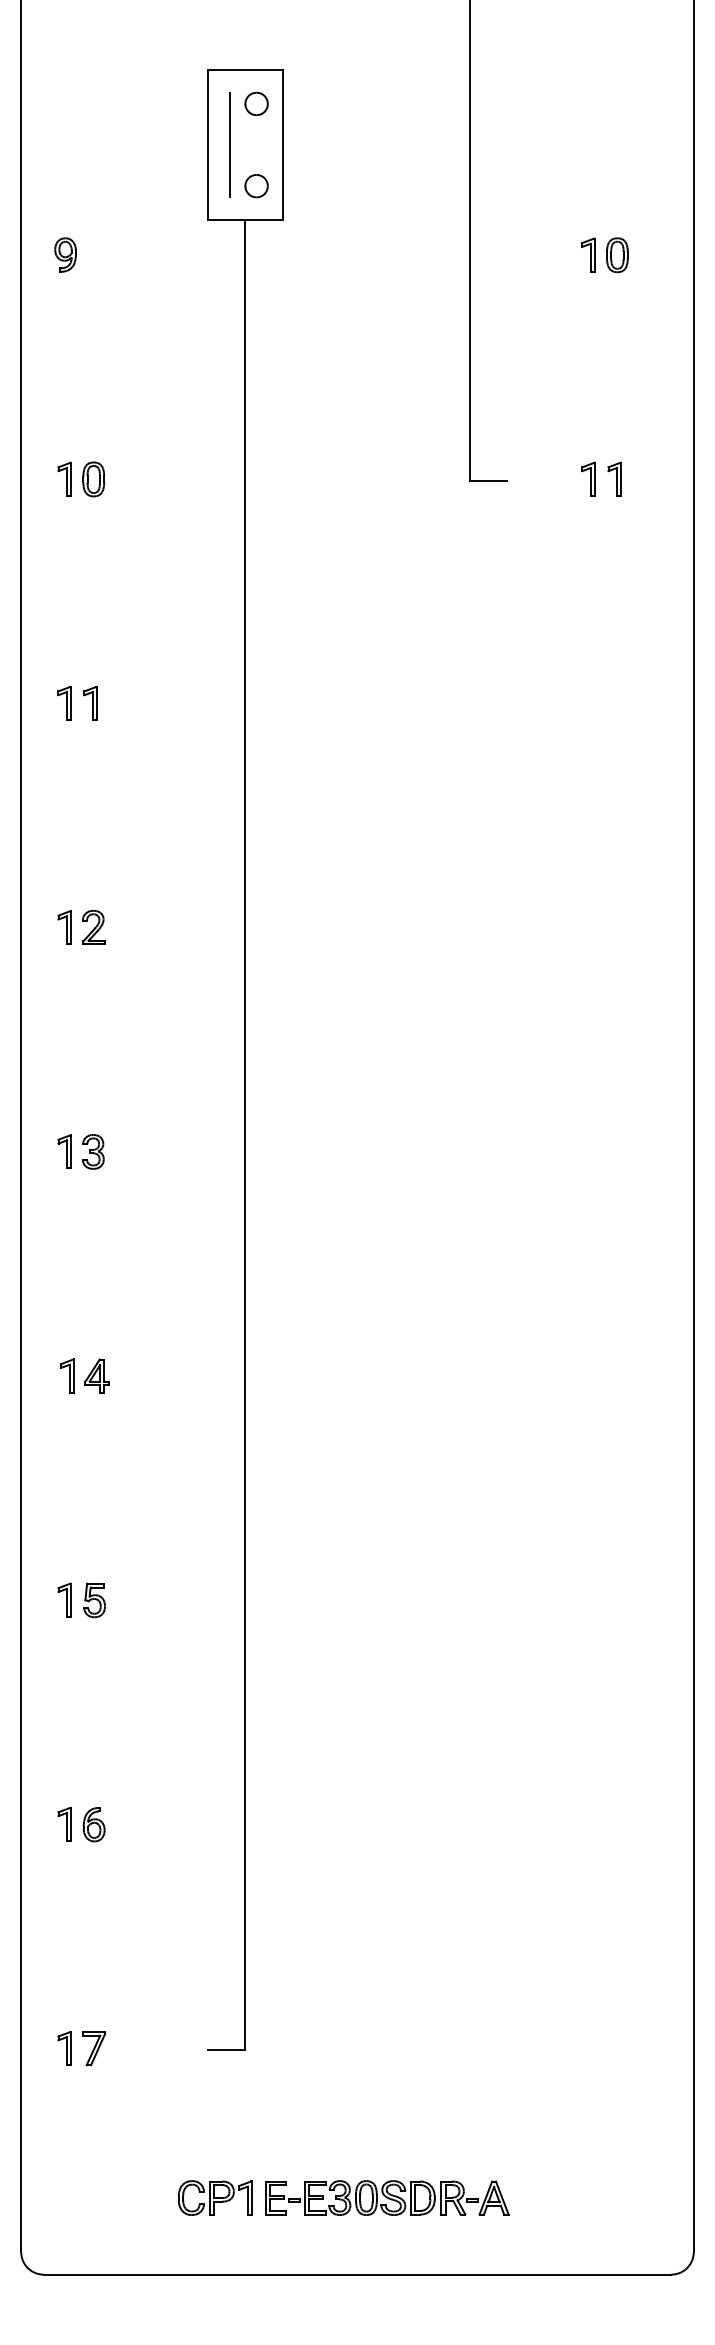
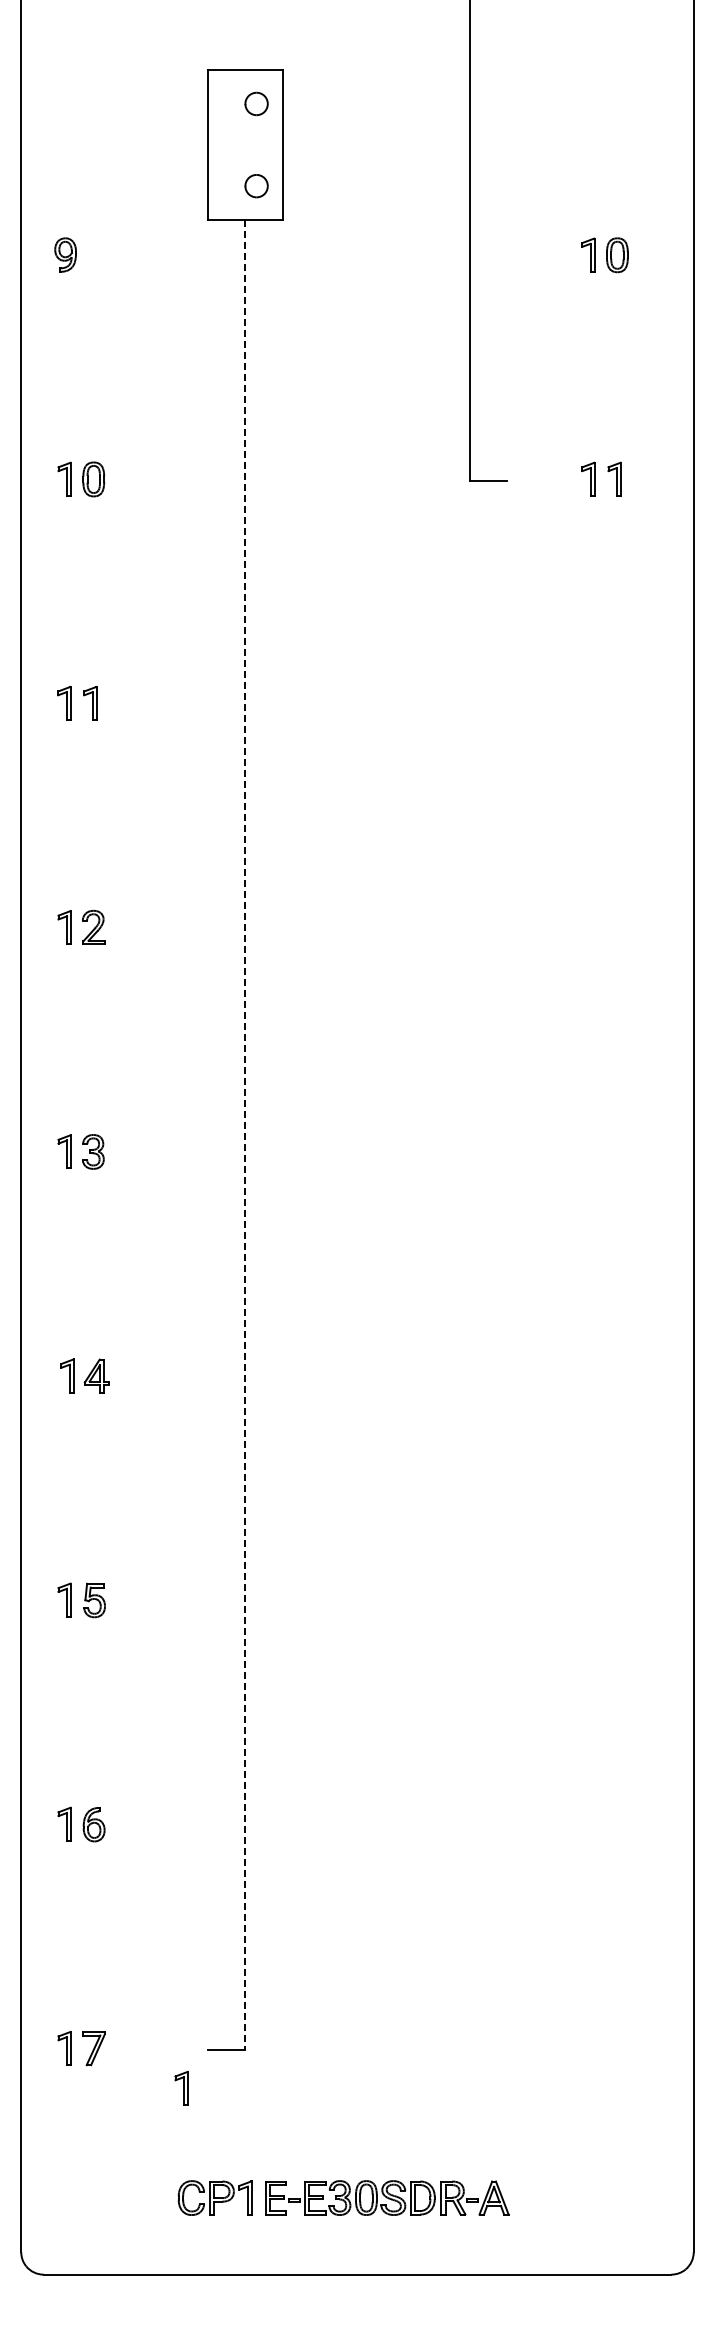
line: present -> none (230, 144)
line: solid -> dashed (245, 1135)
part: none -> present (181, 2088)
